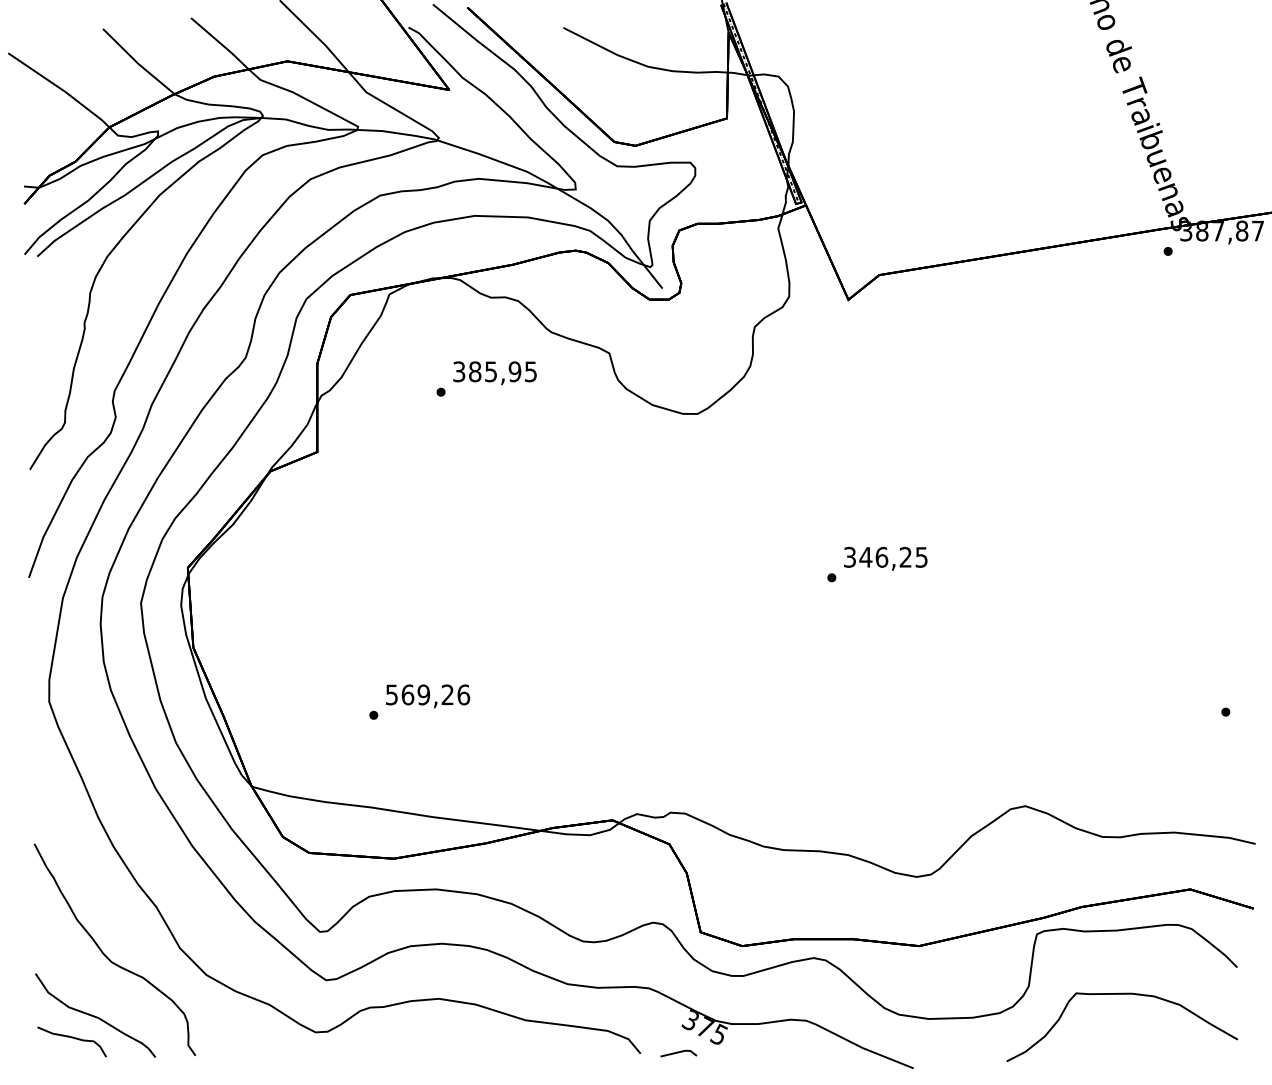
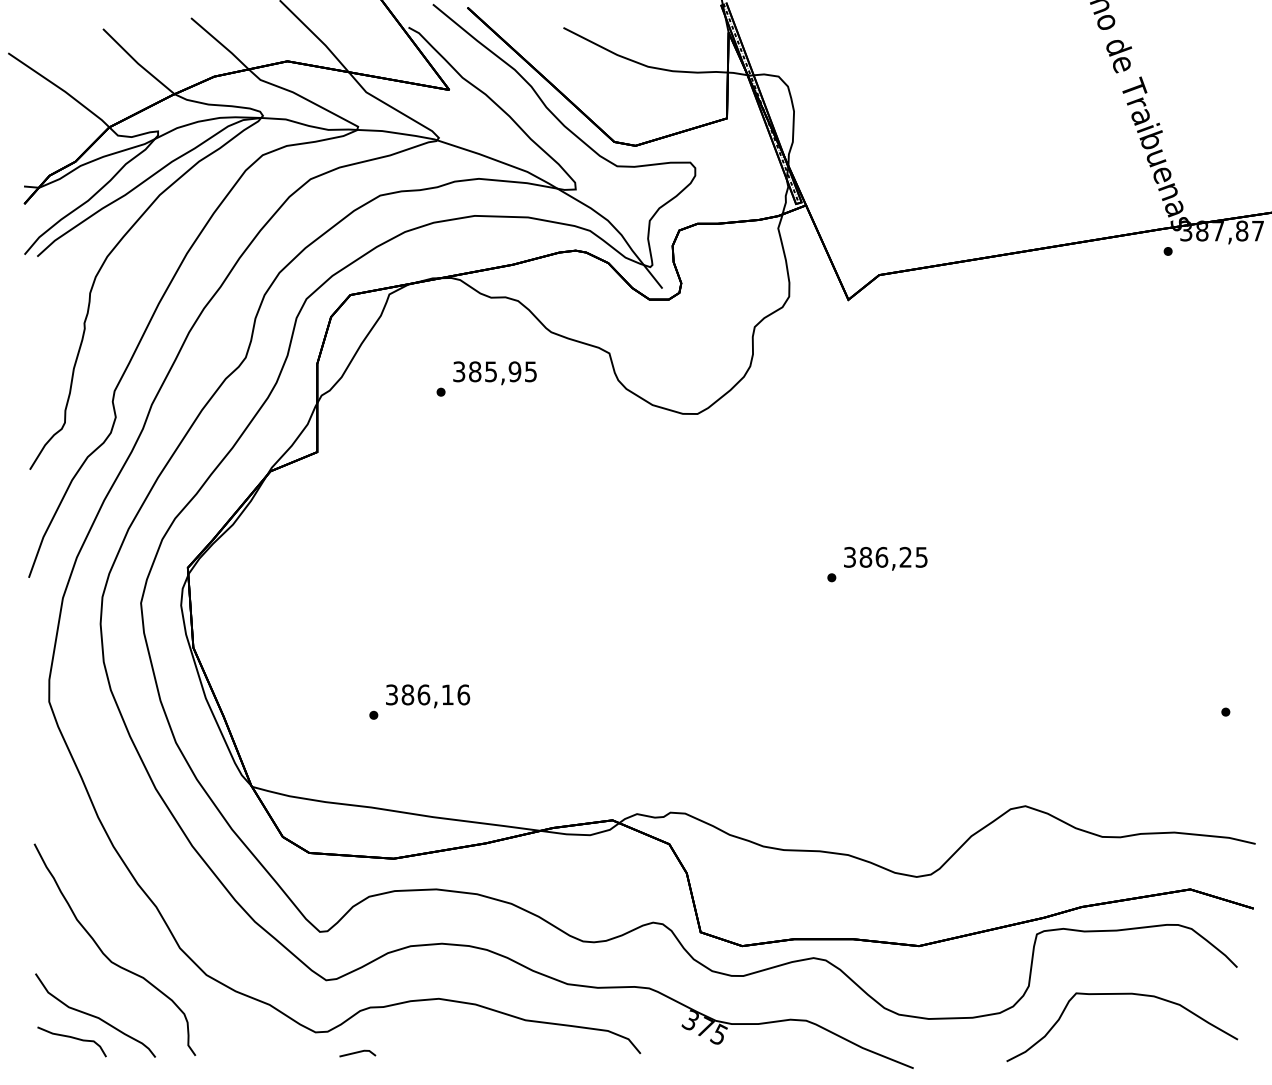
text: 346,25 -> 386,25 (865, 556)
text: 569,26 -> 386,16 (419, 694)
line position: (678, 1053) -> (357, 1053) (357, 1053)
